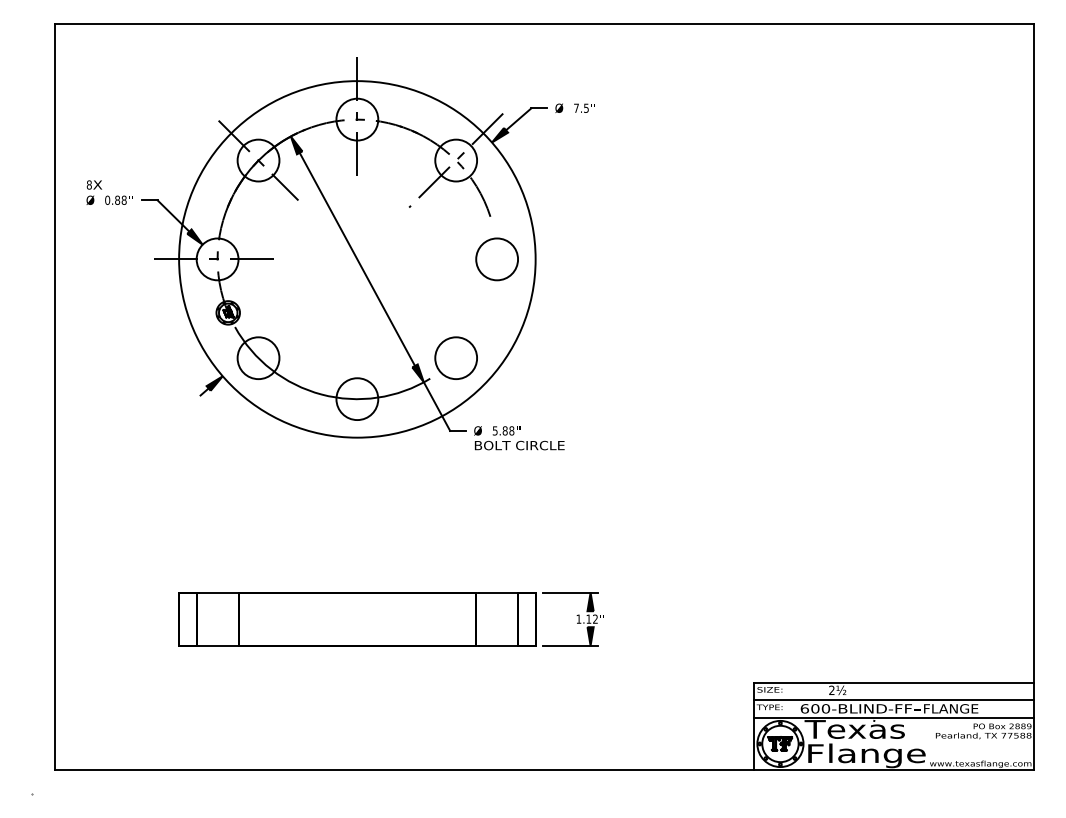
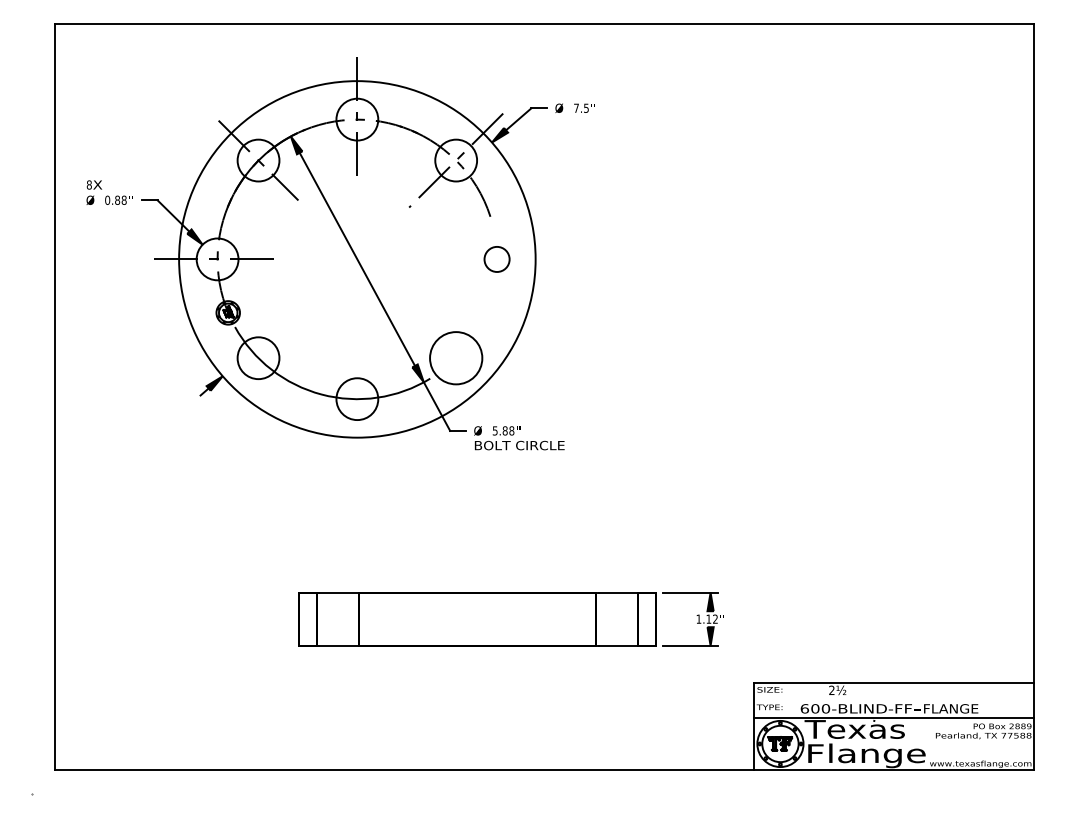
circle size: 44x45 px -> 28x27 px (496, 259)
circle diameter: 42 px -> 52 px (456, 358)
part position: (390, 619) -> (510, 619) (510, 619)
line: present -> none (894, 700)
